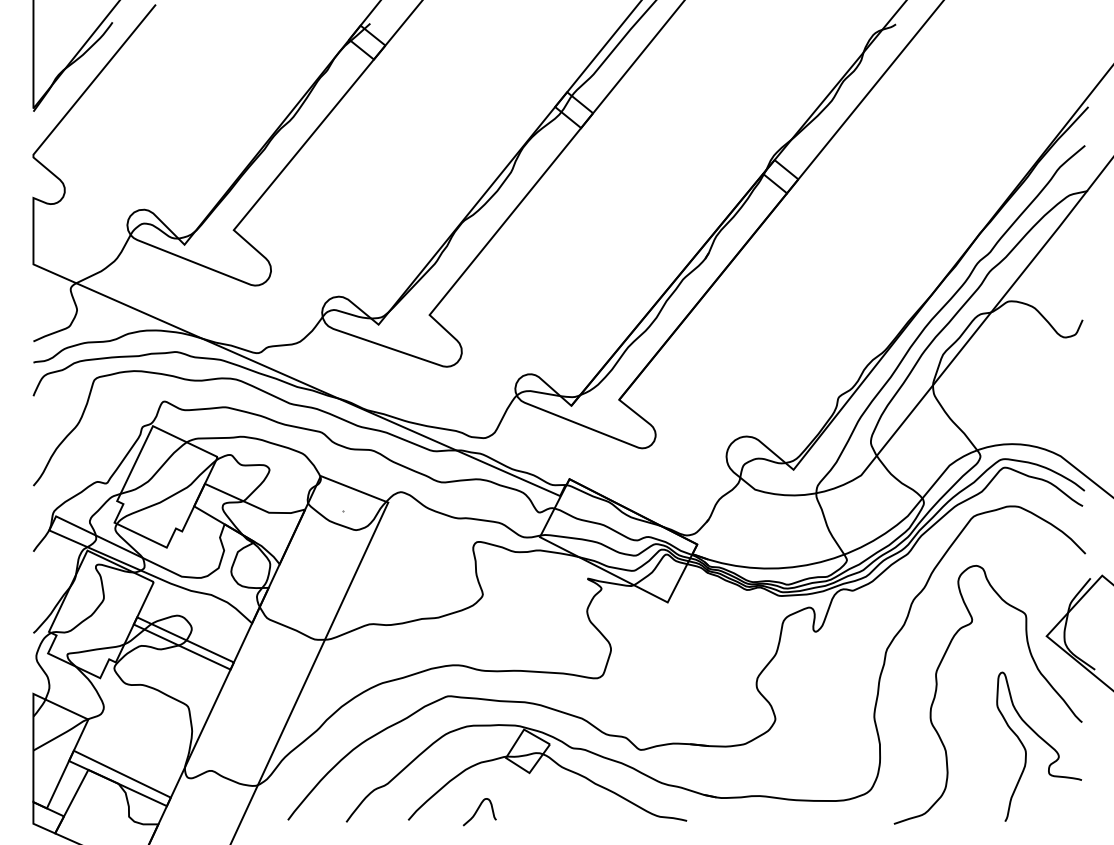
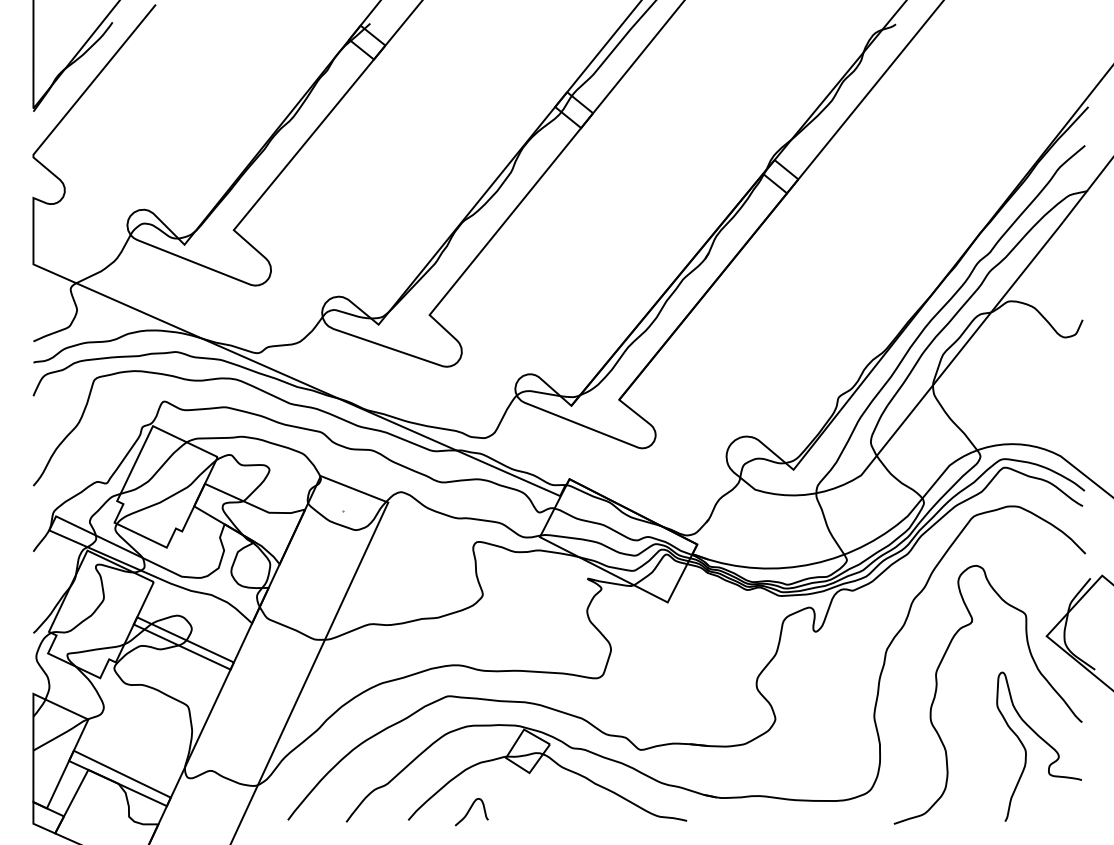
curve position: (478, 810) -> (470, 810) (470, 810)
